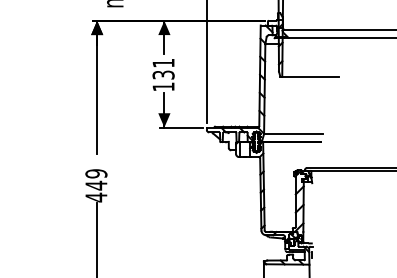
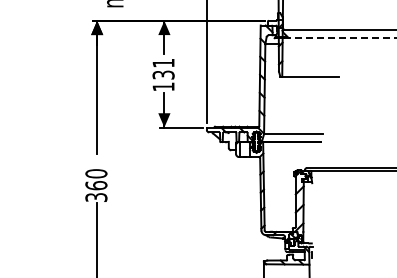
line: solid -> dashed (342, 38)
text: 449 -> 360 (96, 185)
